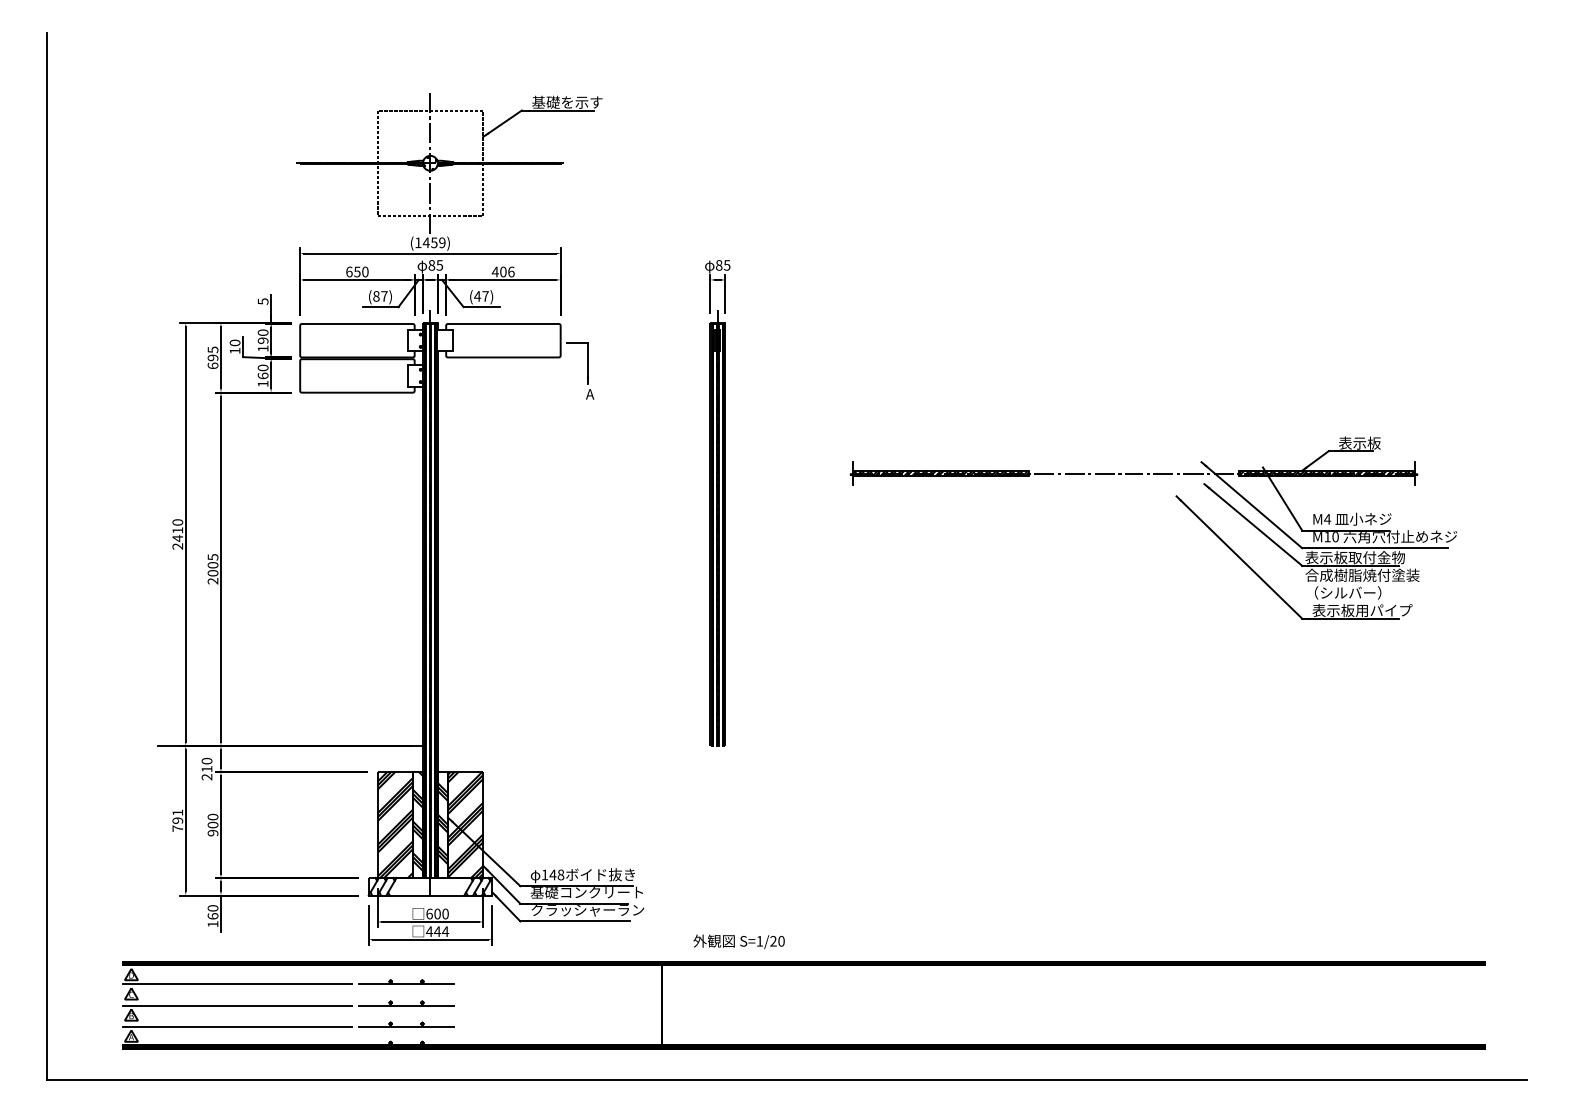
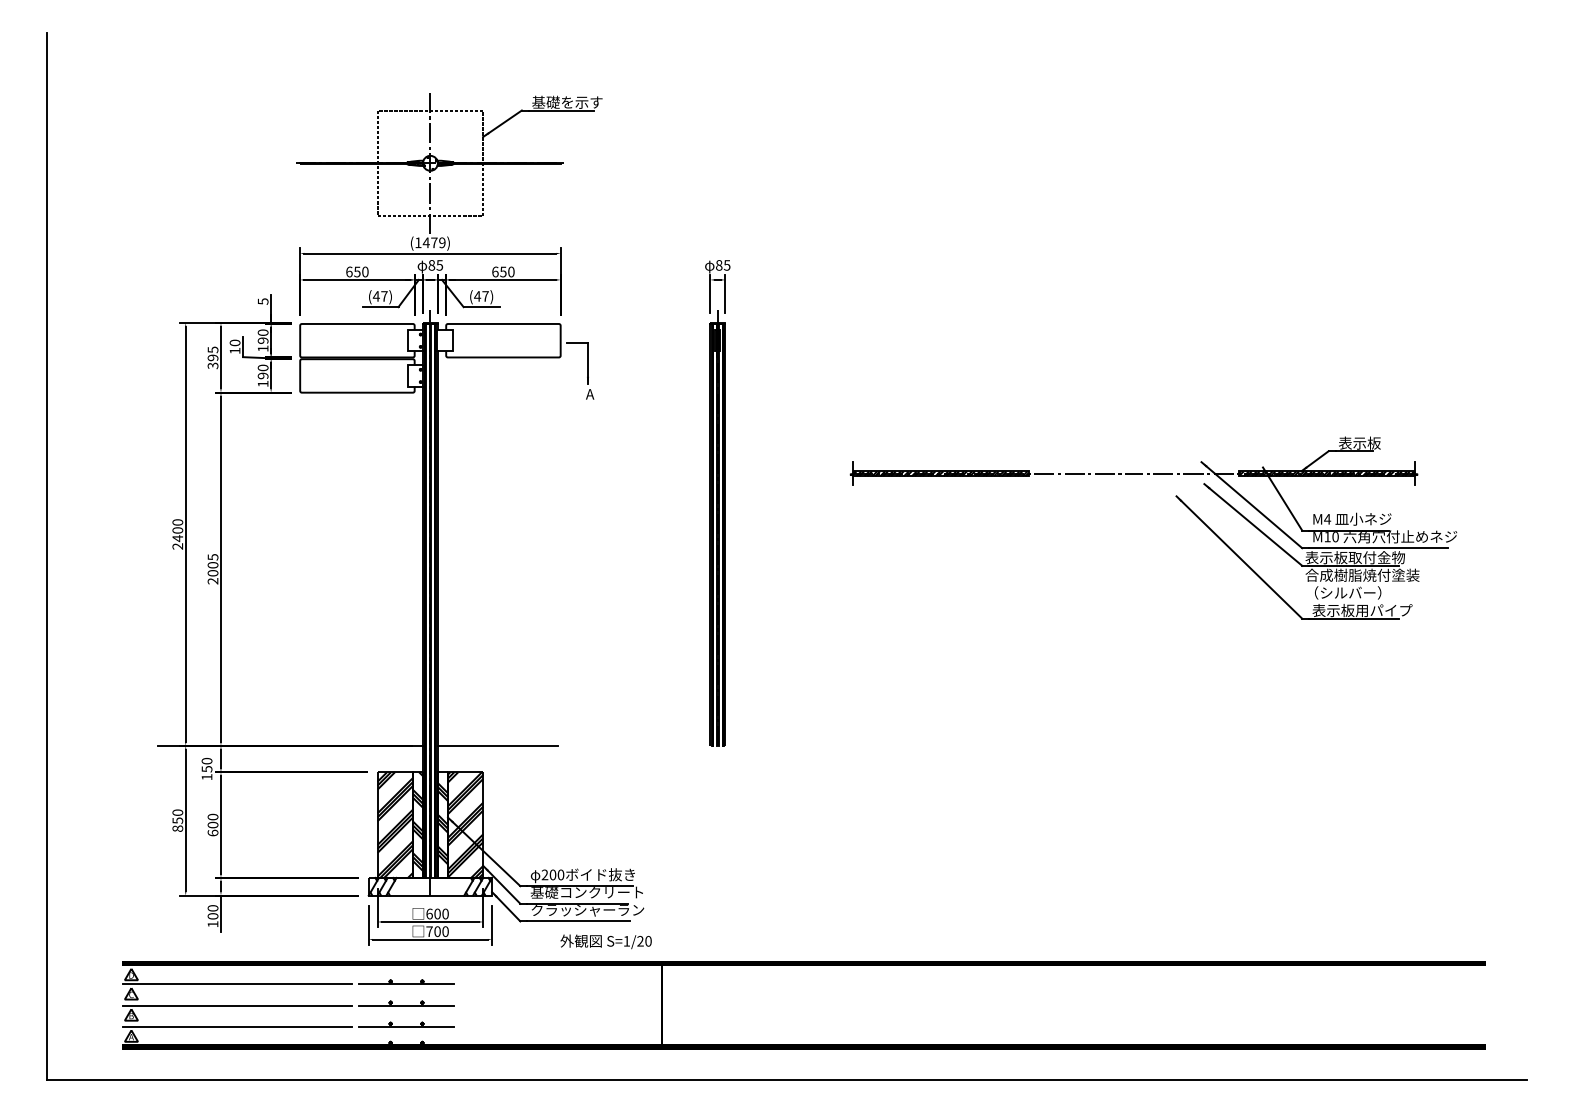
text: (1459) -> (1479) (434, 242)
text: 406 -> 650 (502, 271)
text: (87) -> (47) (375, 296)
text: 695 -> 395 (212, 365)
text: 160 -> 190 (262, 375)
text: 2410 -> 2400 (177, 530)
line: none -> present (497, 745)
text: 210 -> 150 (206, 773)
text: 791 -> 850 (177, 820)
text: 900 -> 600 (212, 832)
text: 148 -> 200 (552, 874)
text: 160 -> 100 (212, 916)
text: 444 -> 700 (437, 931)
text position: (738, 941) -> (605, 941) (605, 941)
